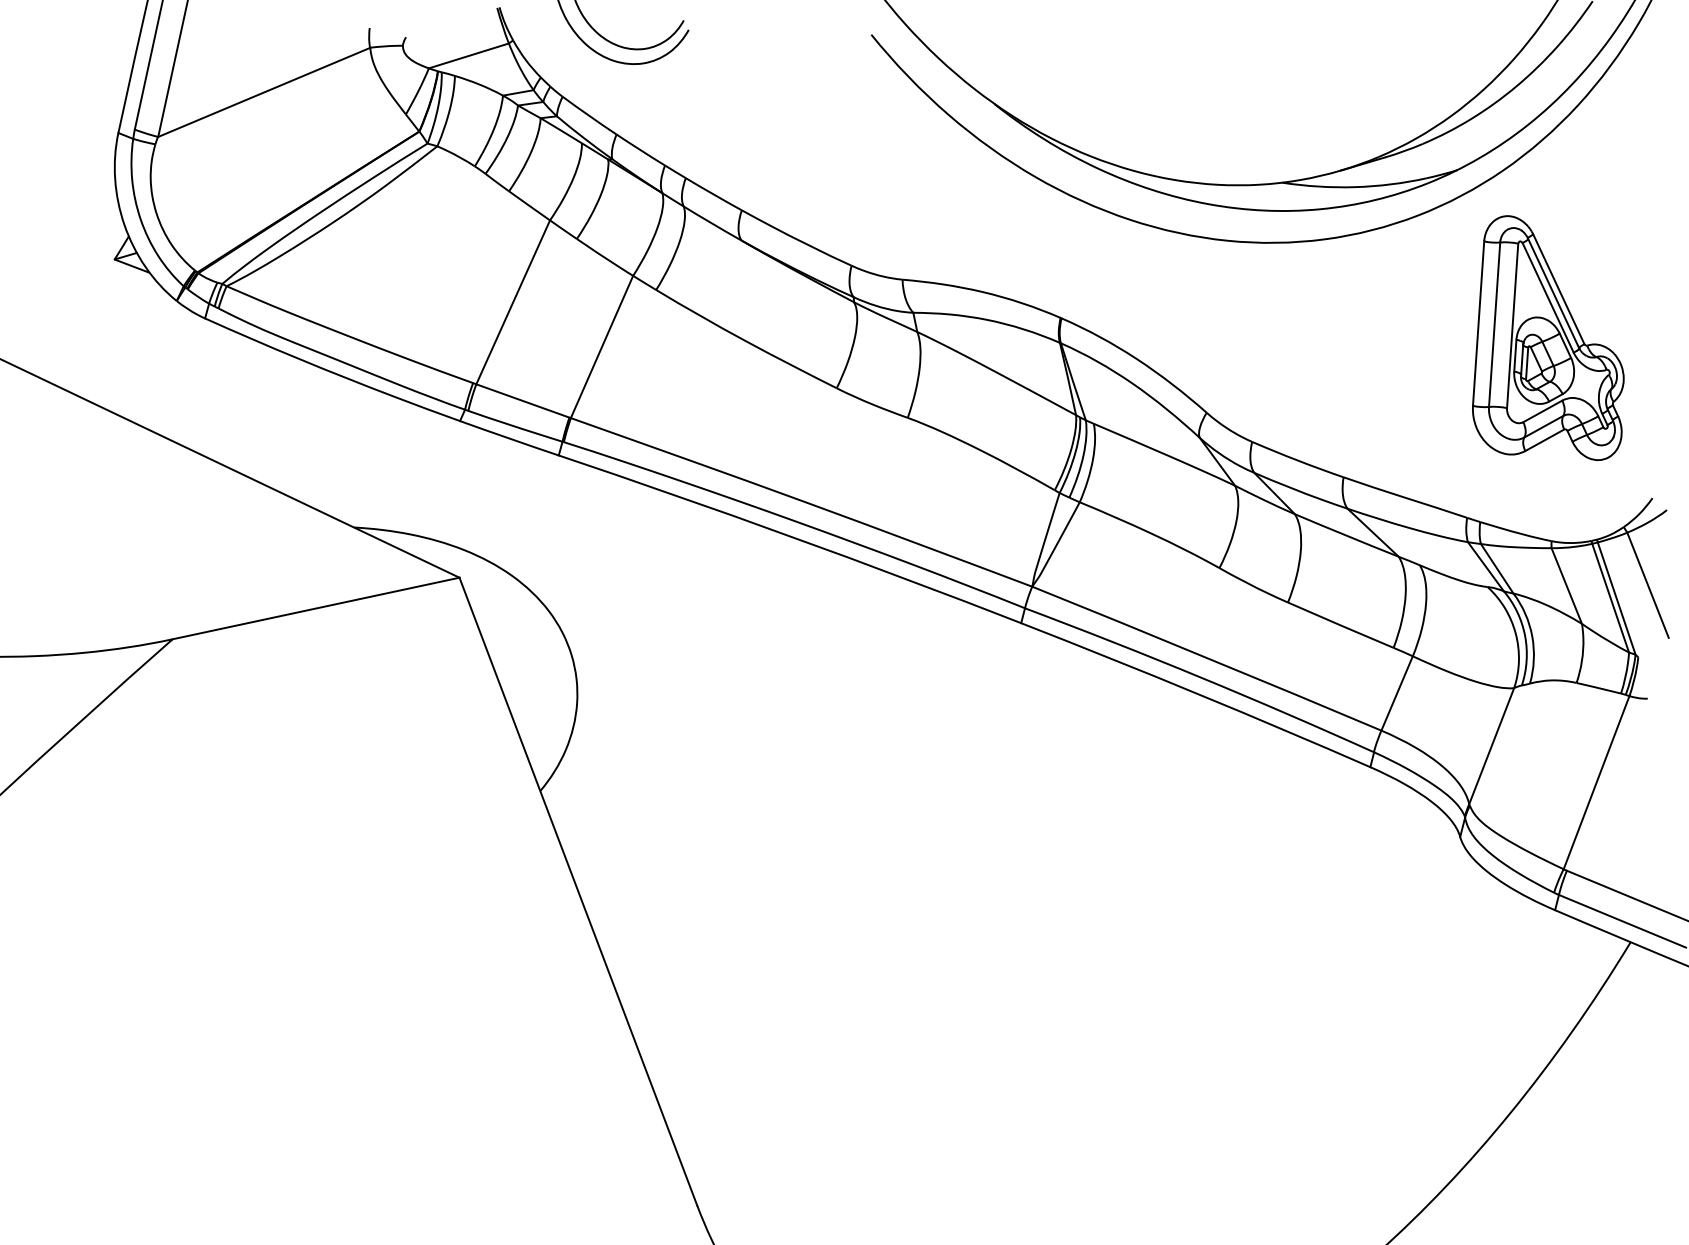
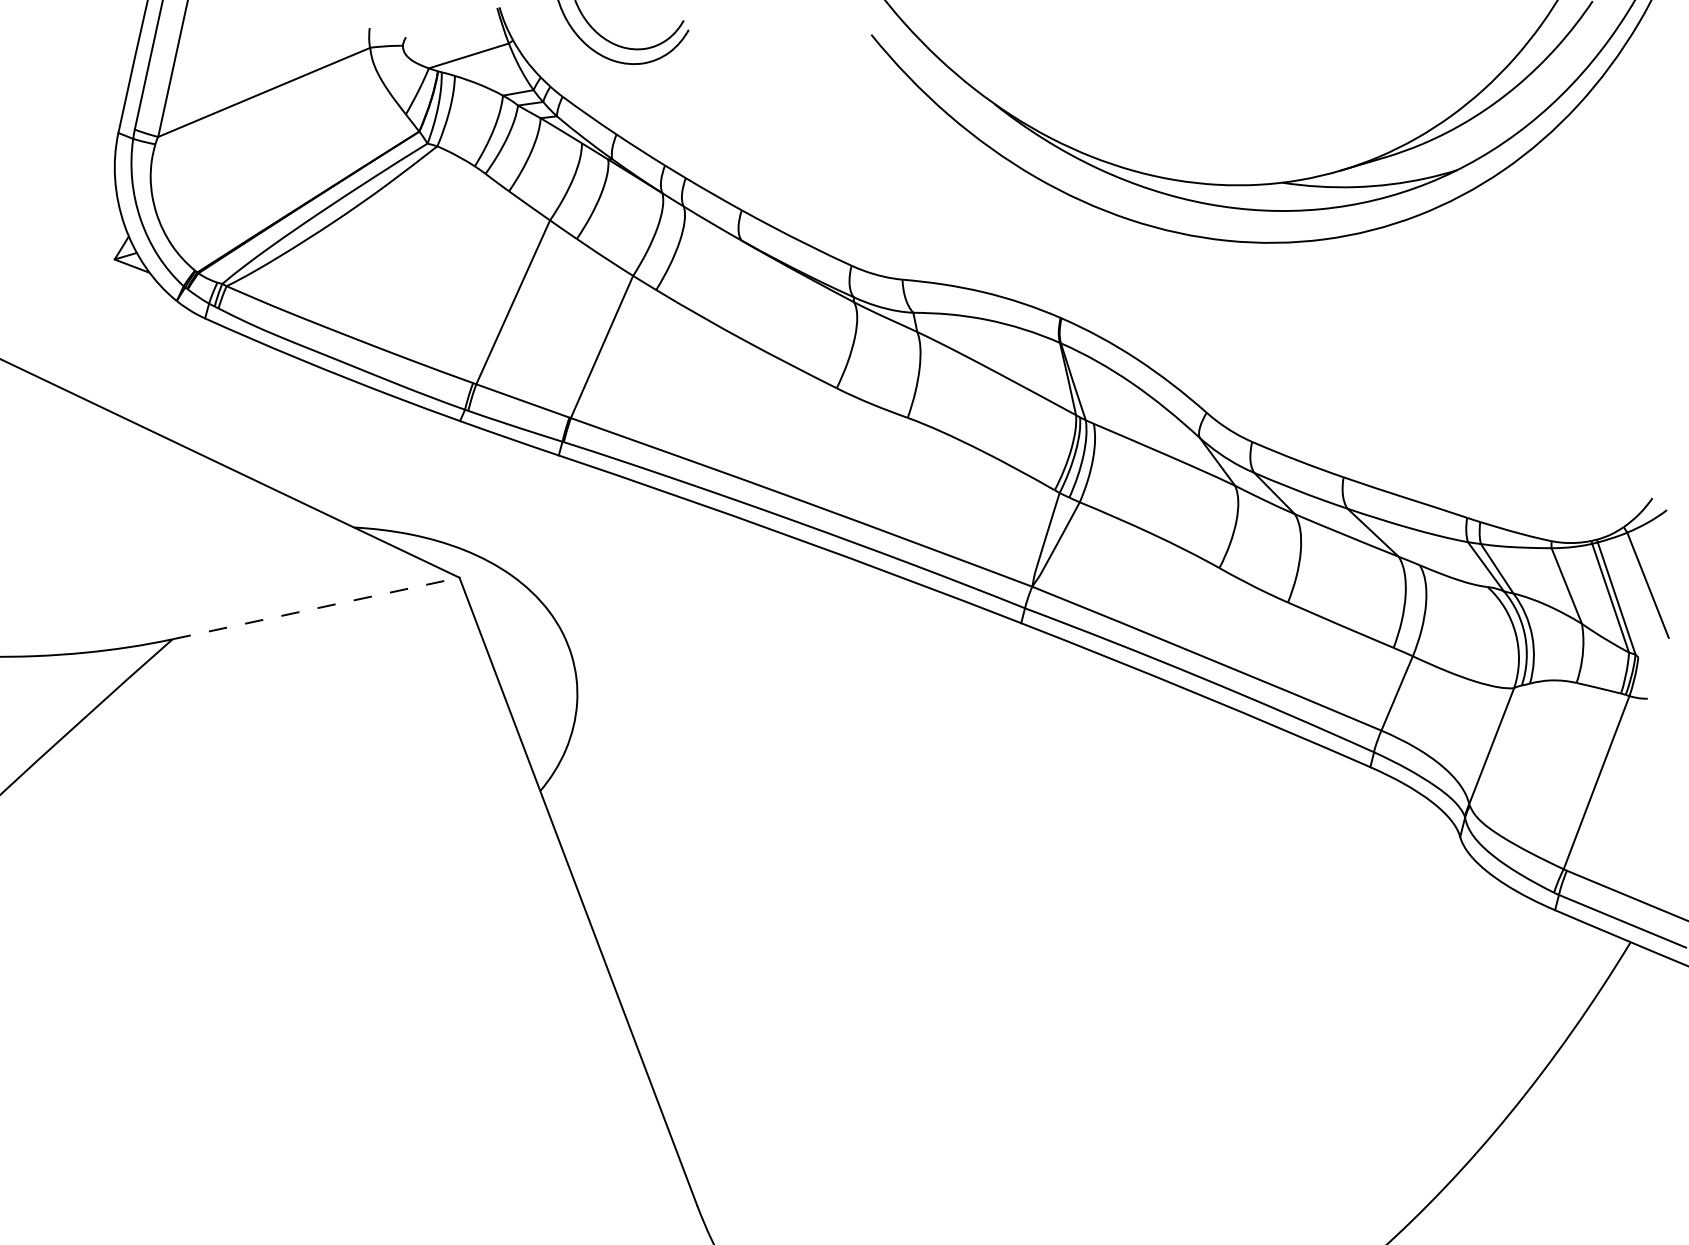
part: present -> none (1548, 337)
line: solid -> dashed (316, 608)
